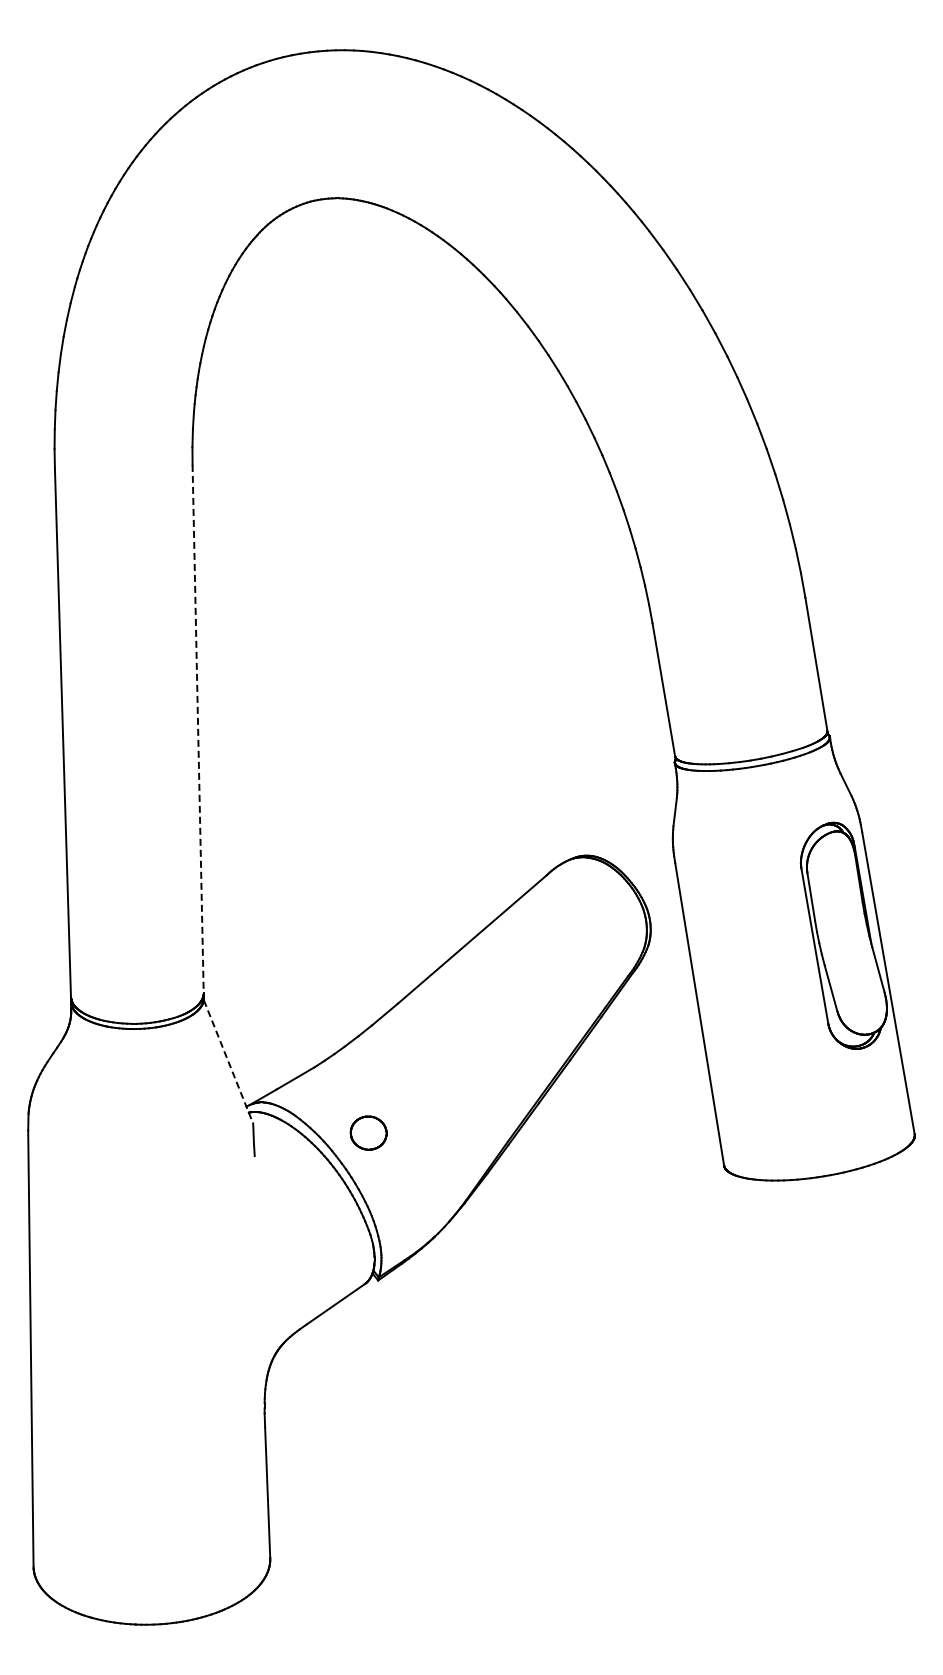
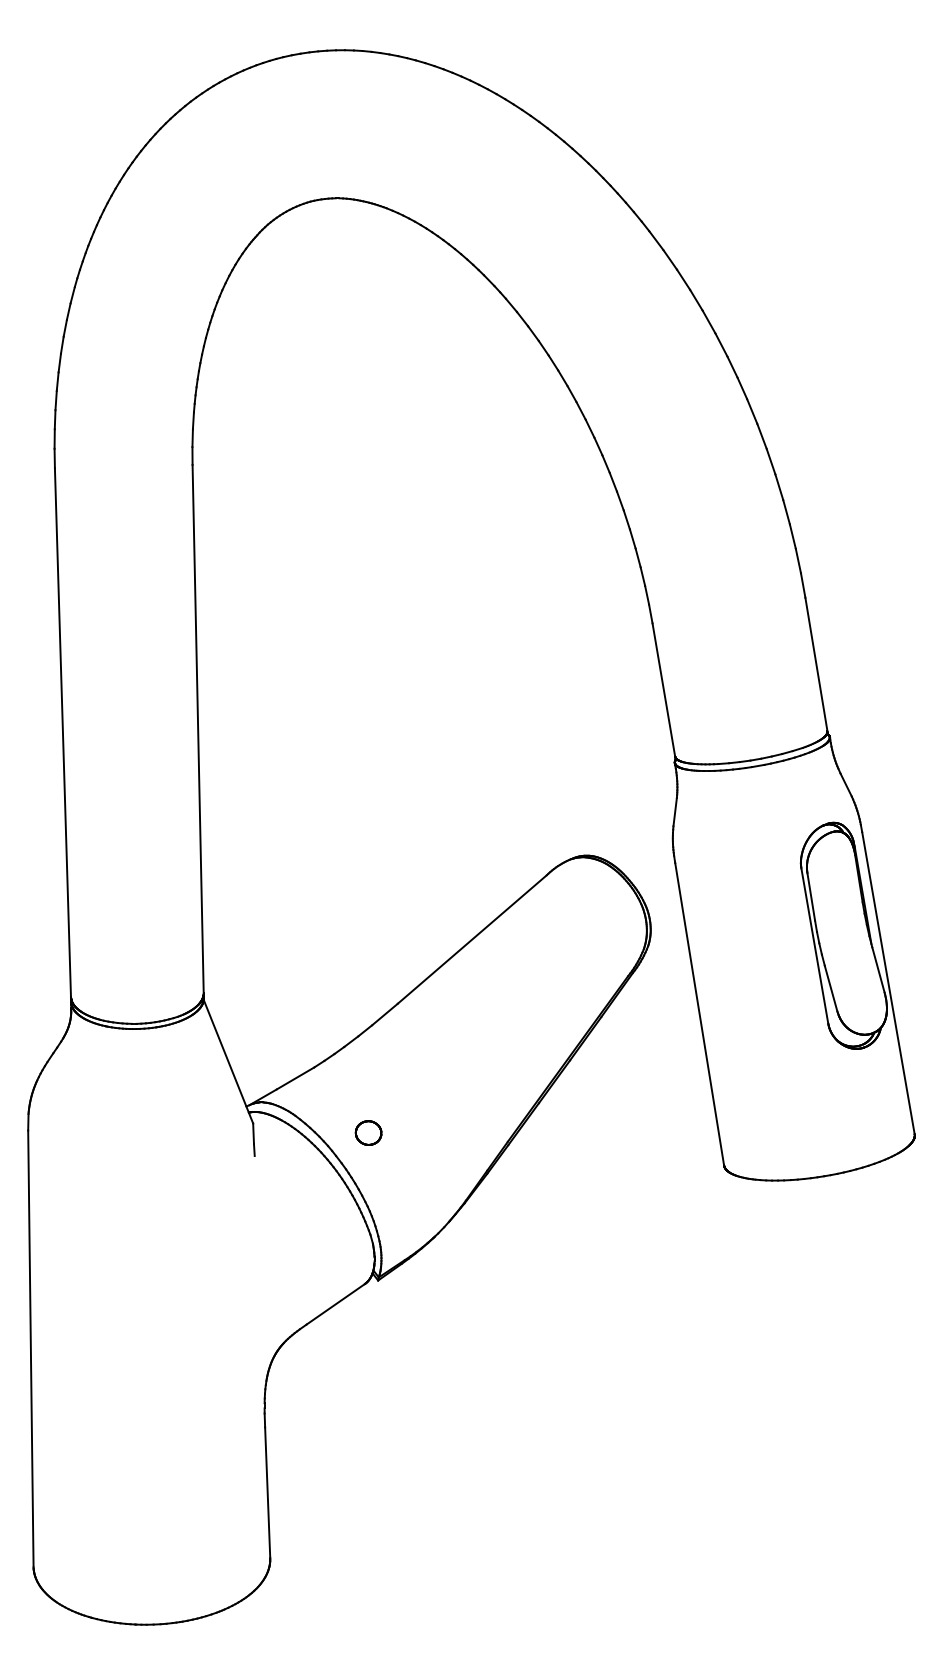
line: dashed -> solid (198, 729)
line: dashed -> solid (228, 1062)
part size: 39x36 px -> 29x26 px (368, 1132)
